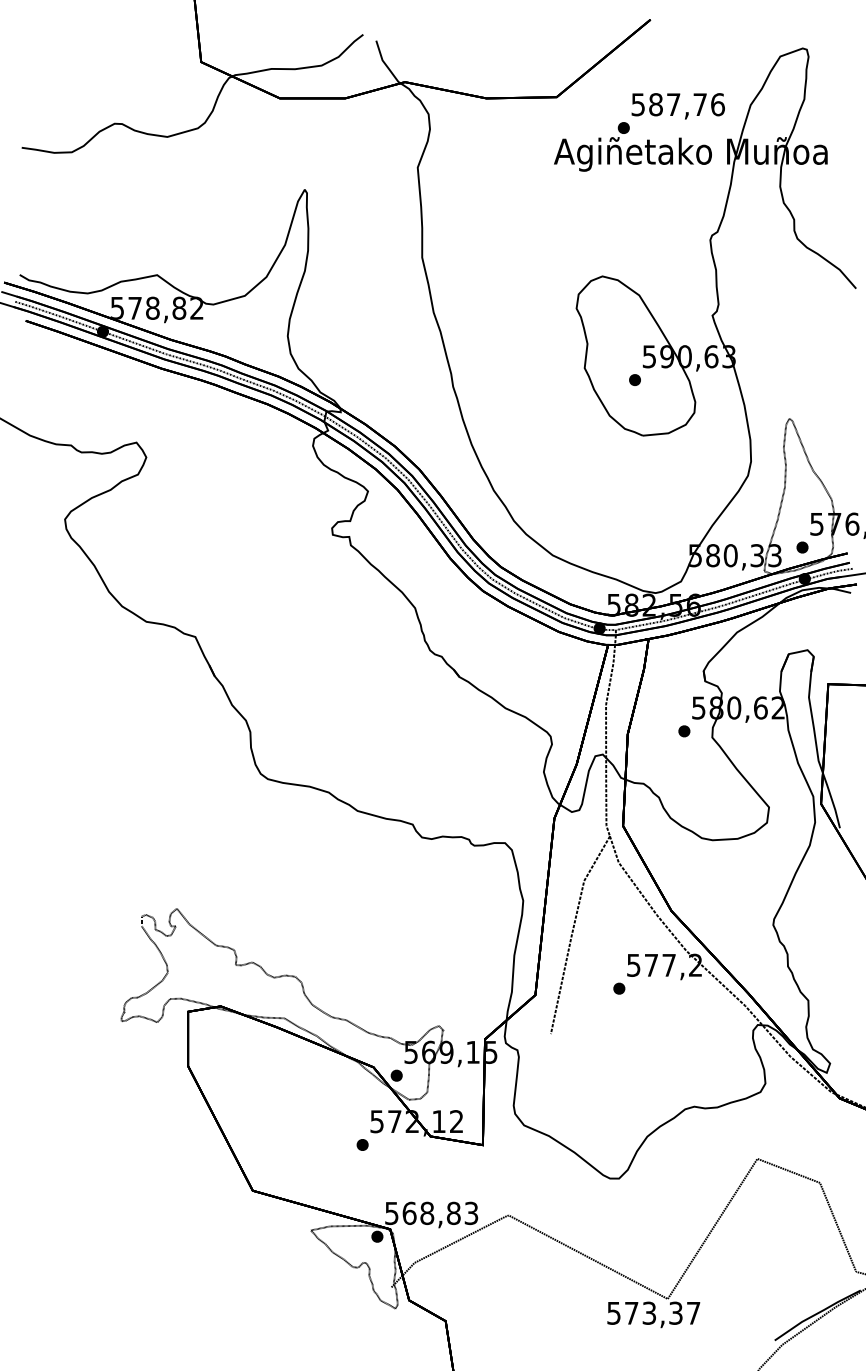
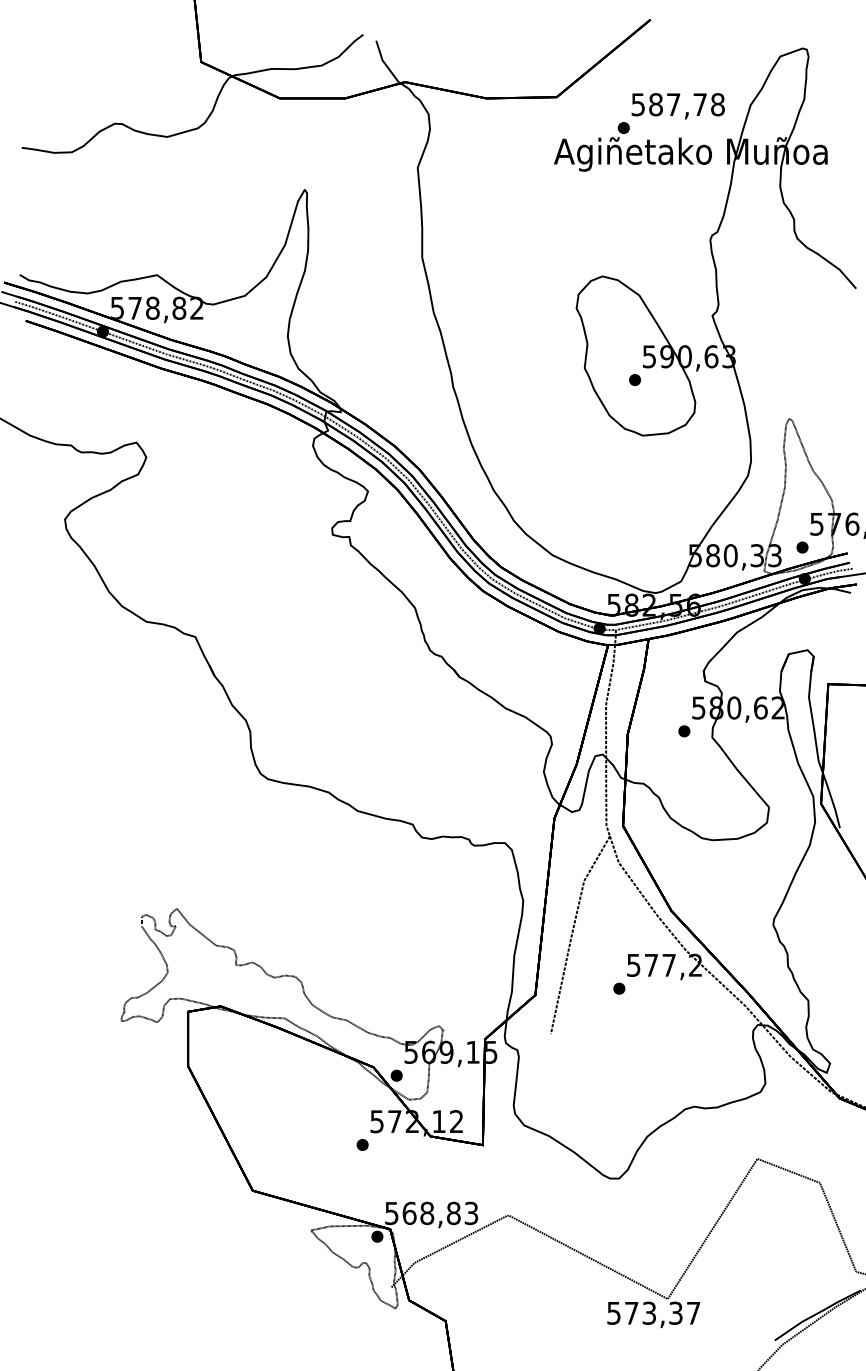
text: 587,76 -> 587,78 (717, 104)
